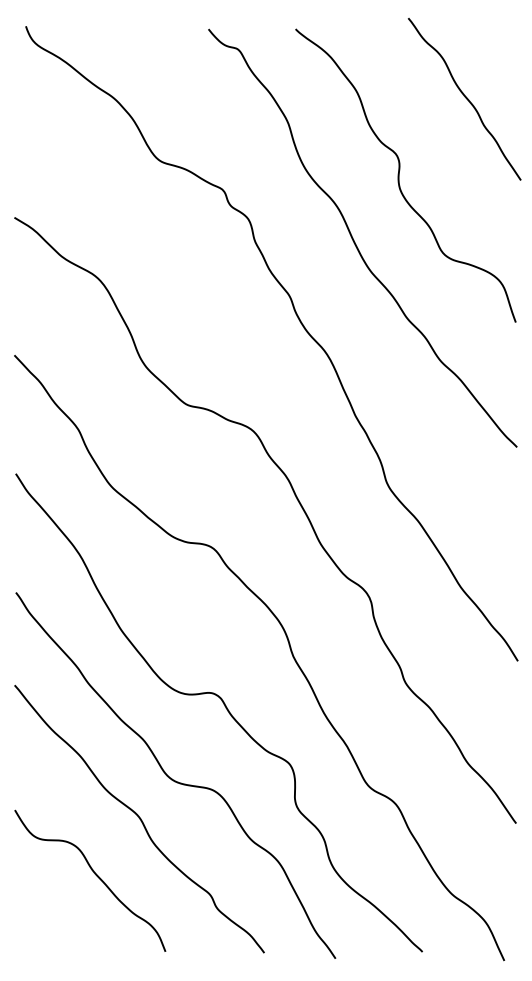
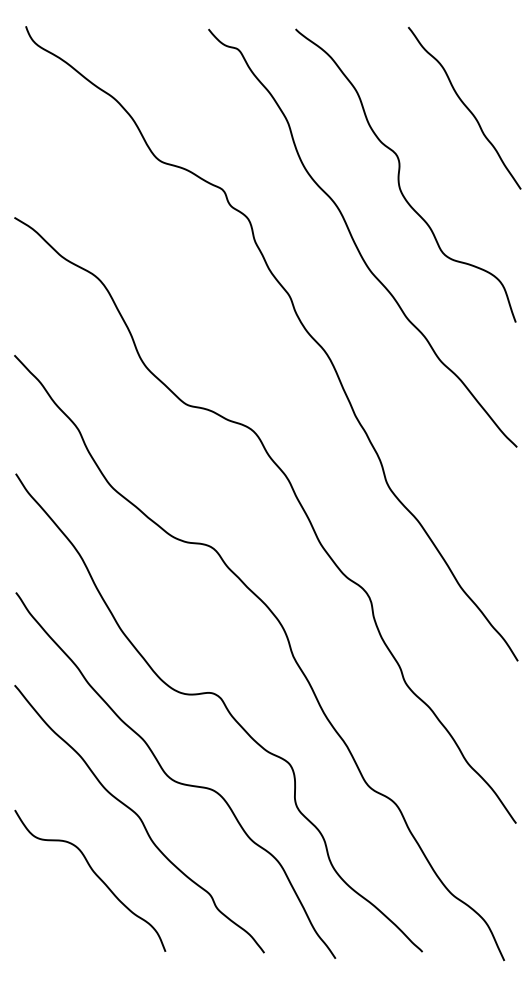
curve position: (465, 98) -> (465, 107) (465, 107)
